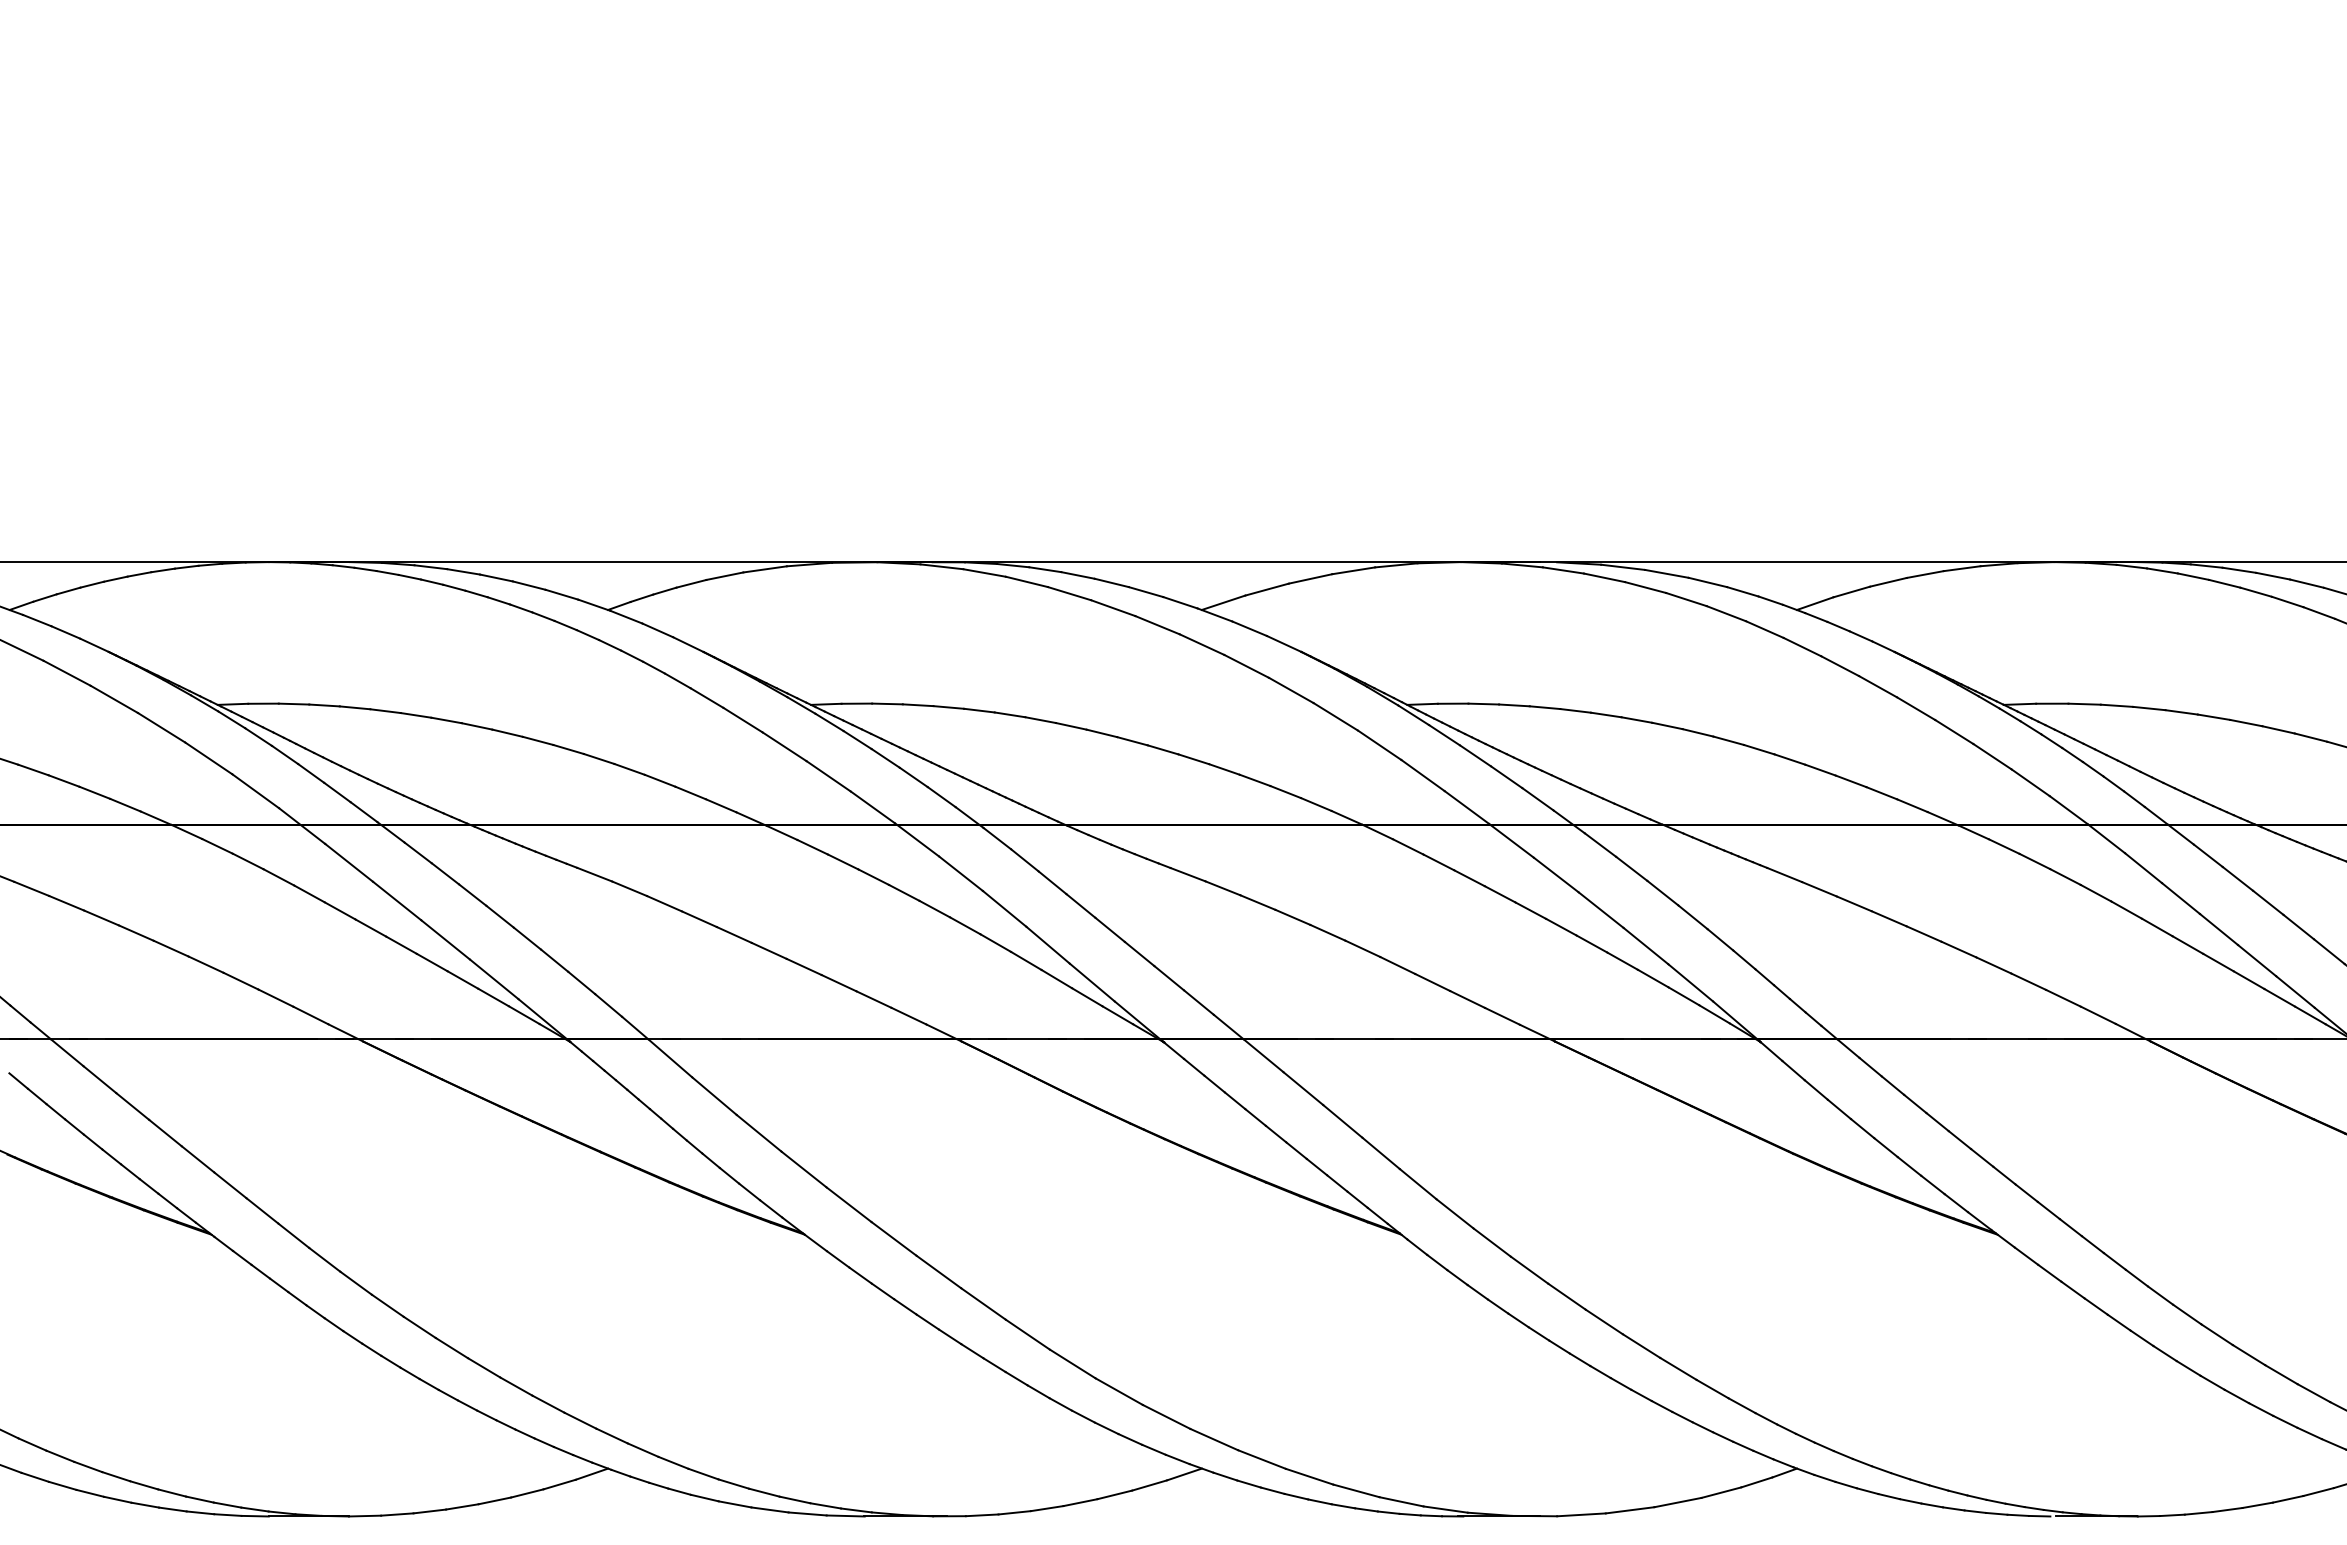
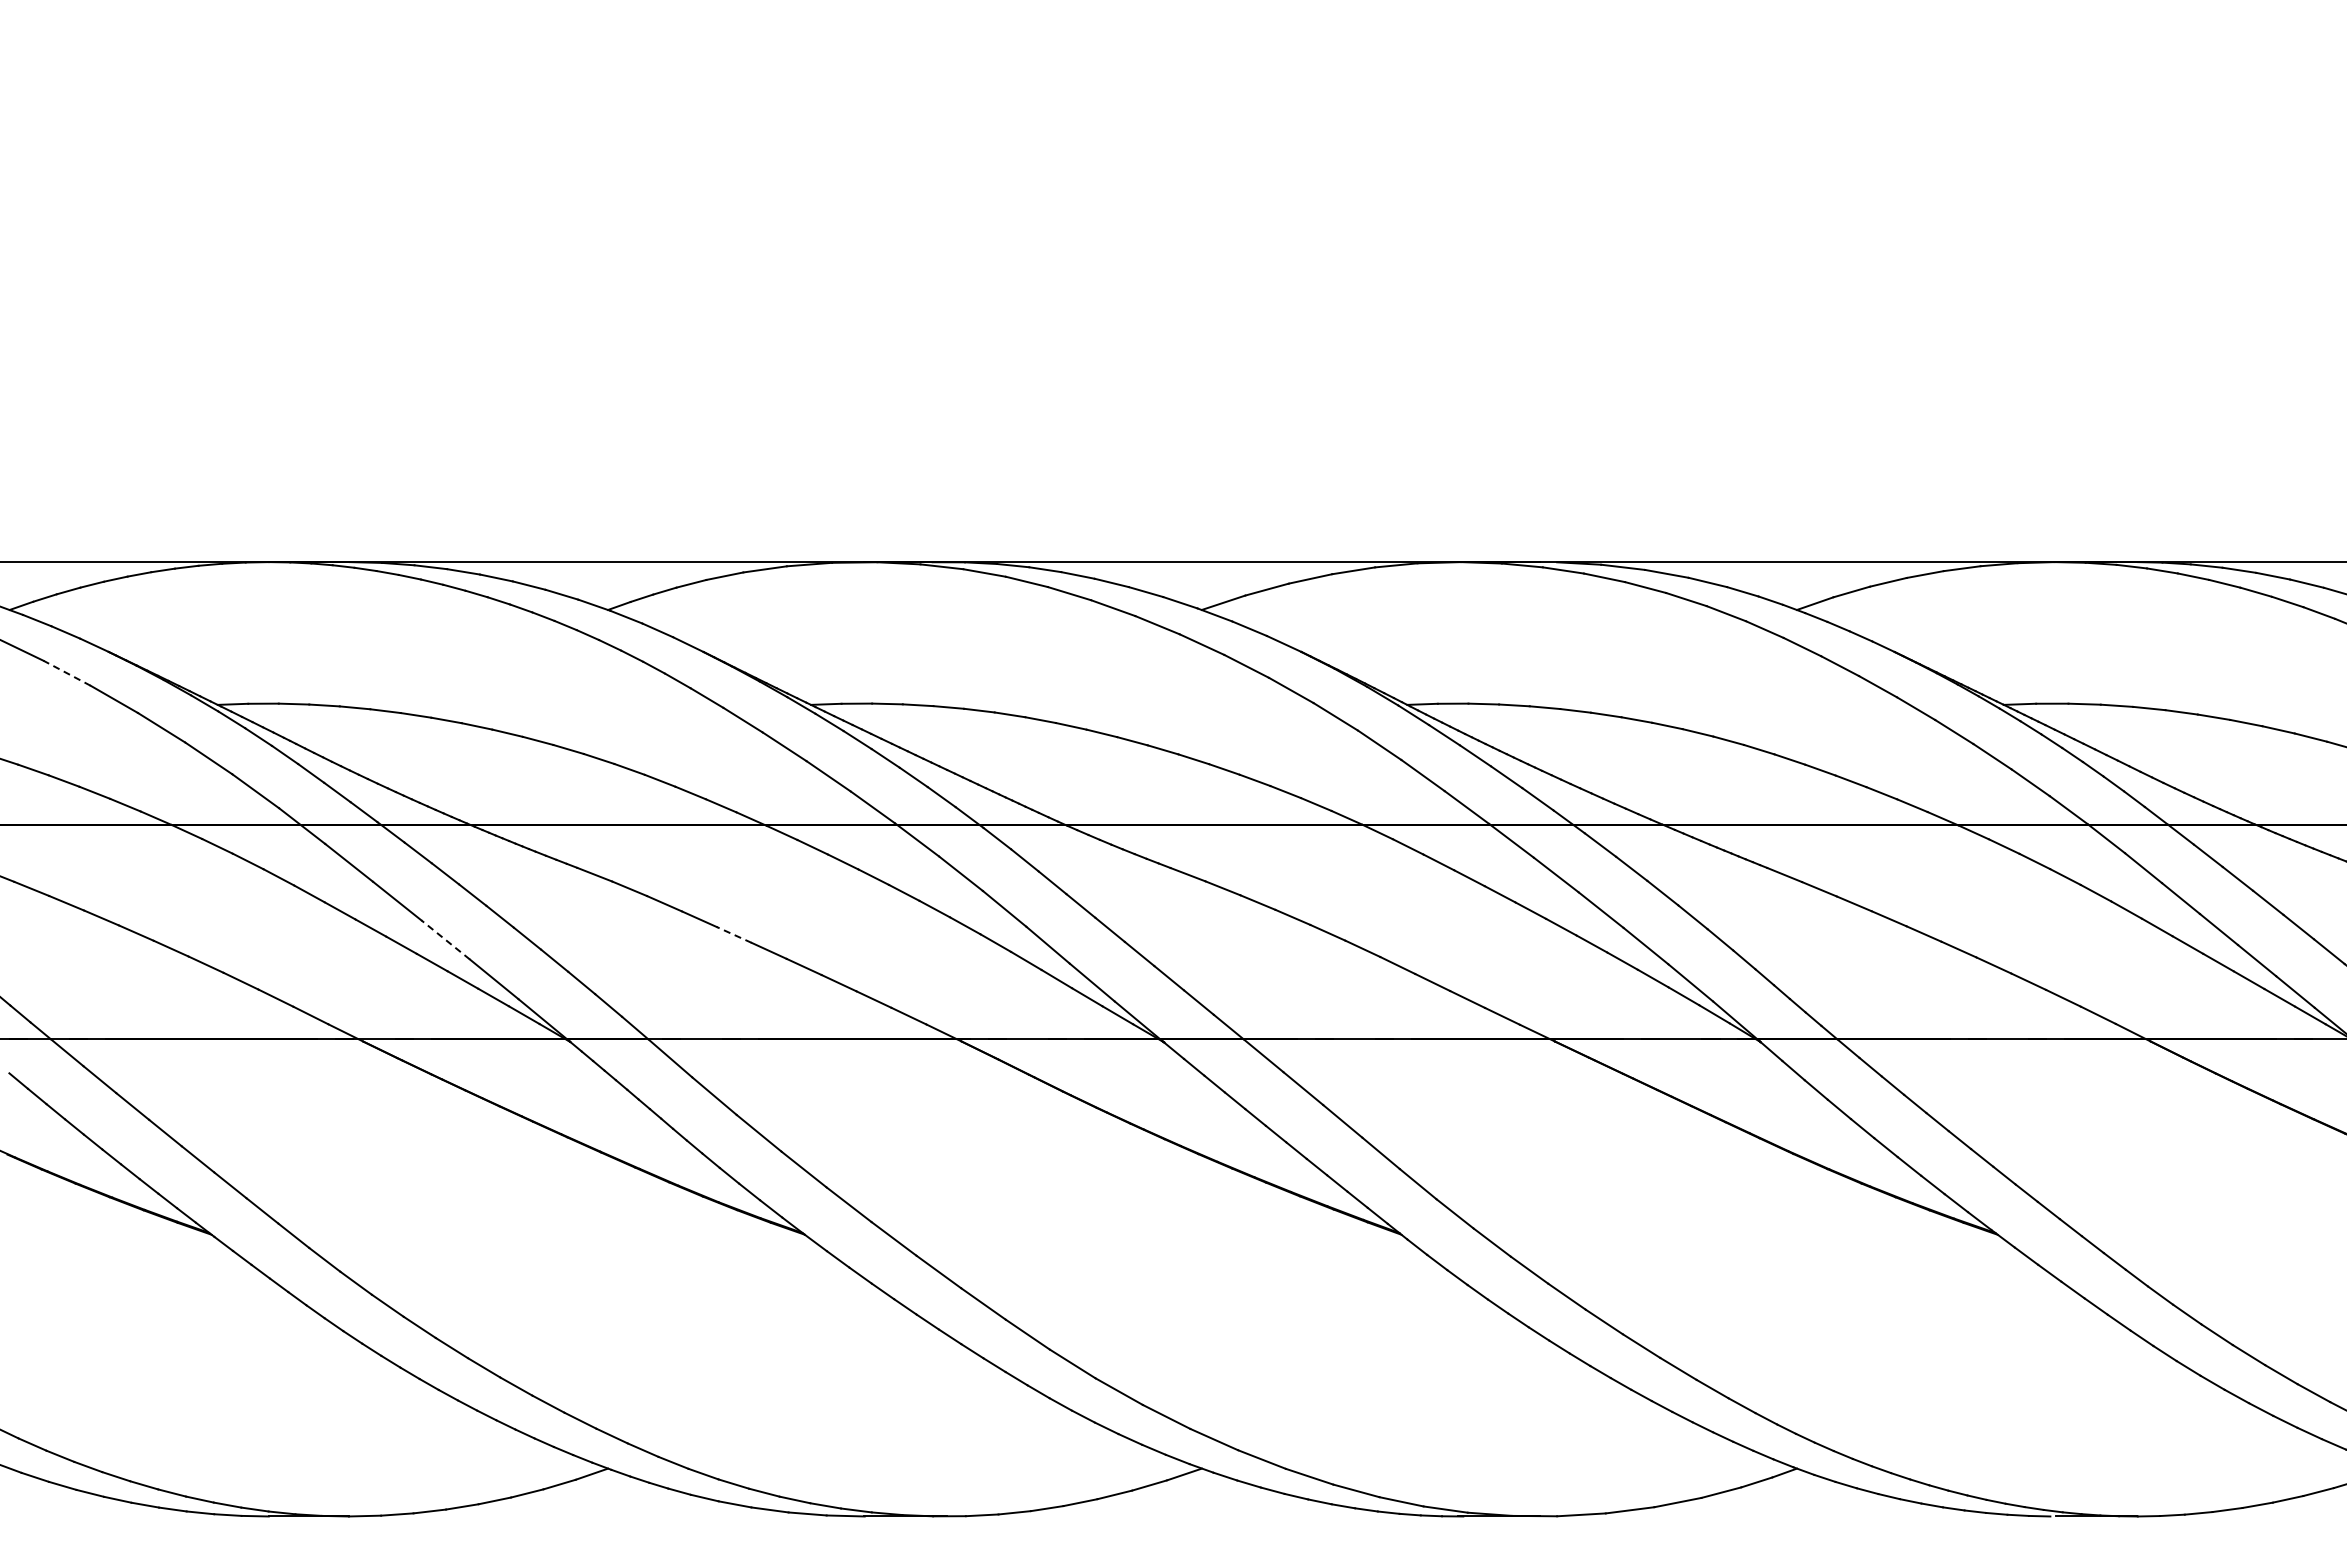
line: solid -> dashed (67, 673)
line: solid -> dashed (733, 934)
line: solid -> dashed (445, 939)
